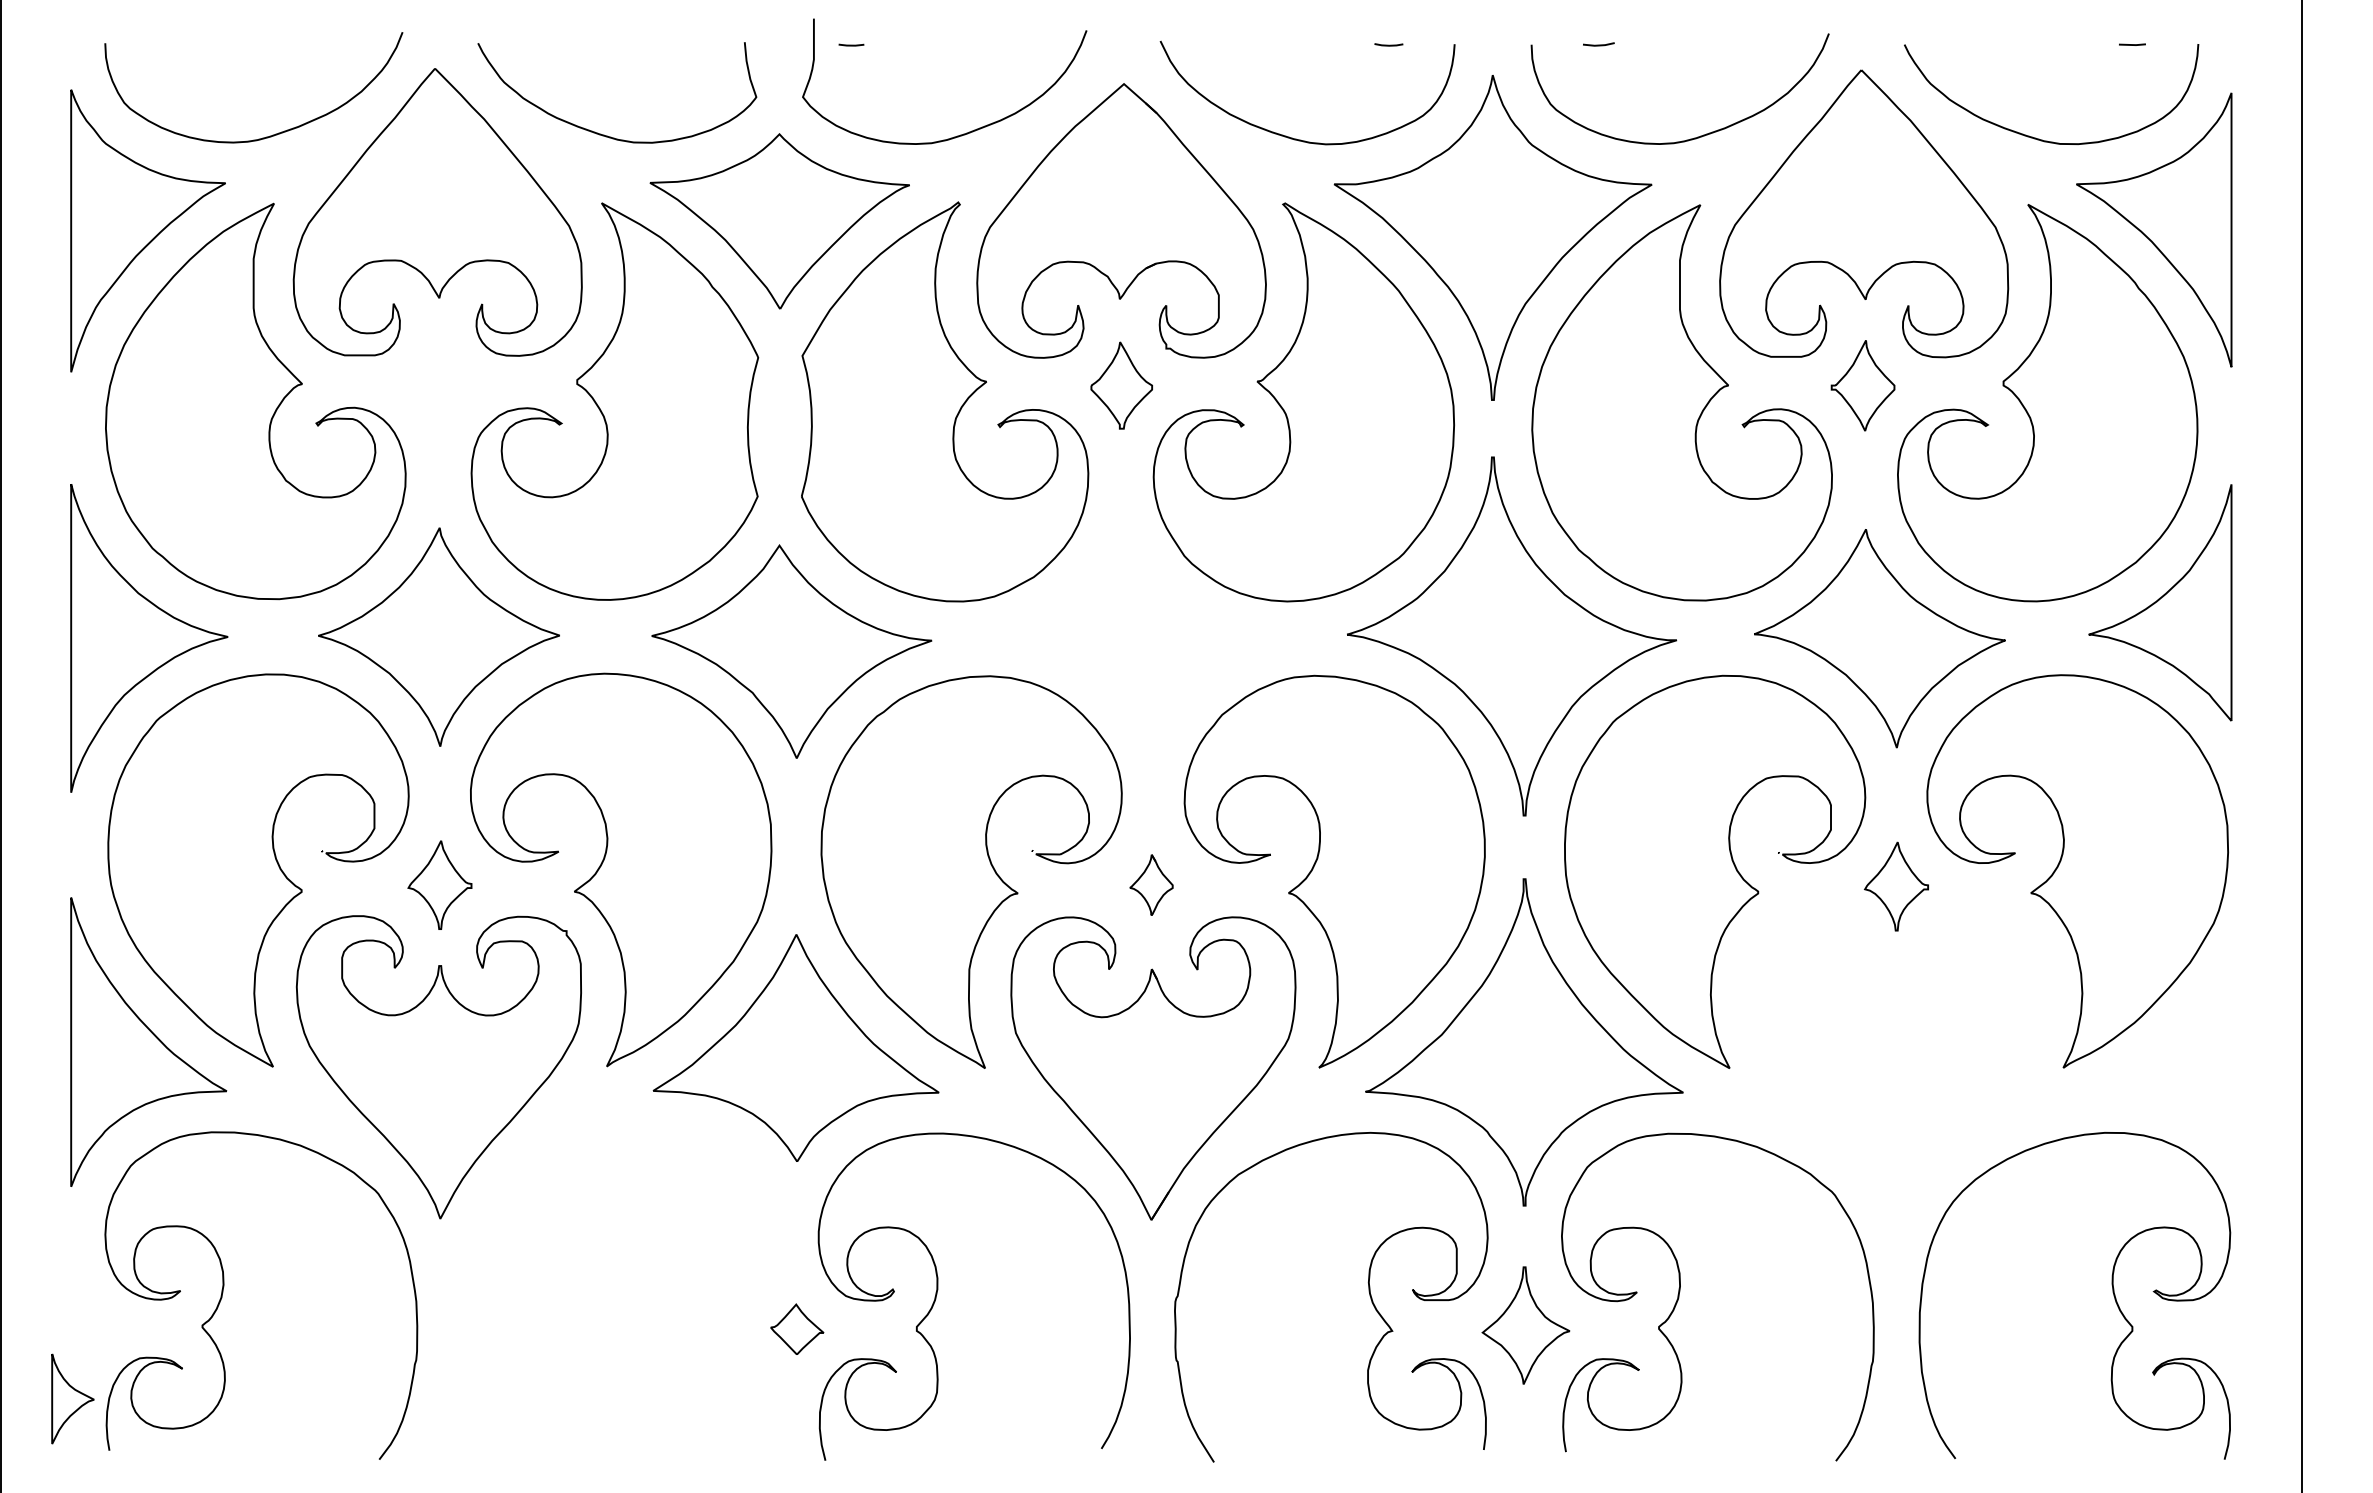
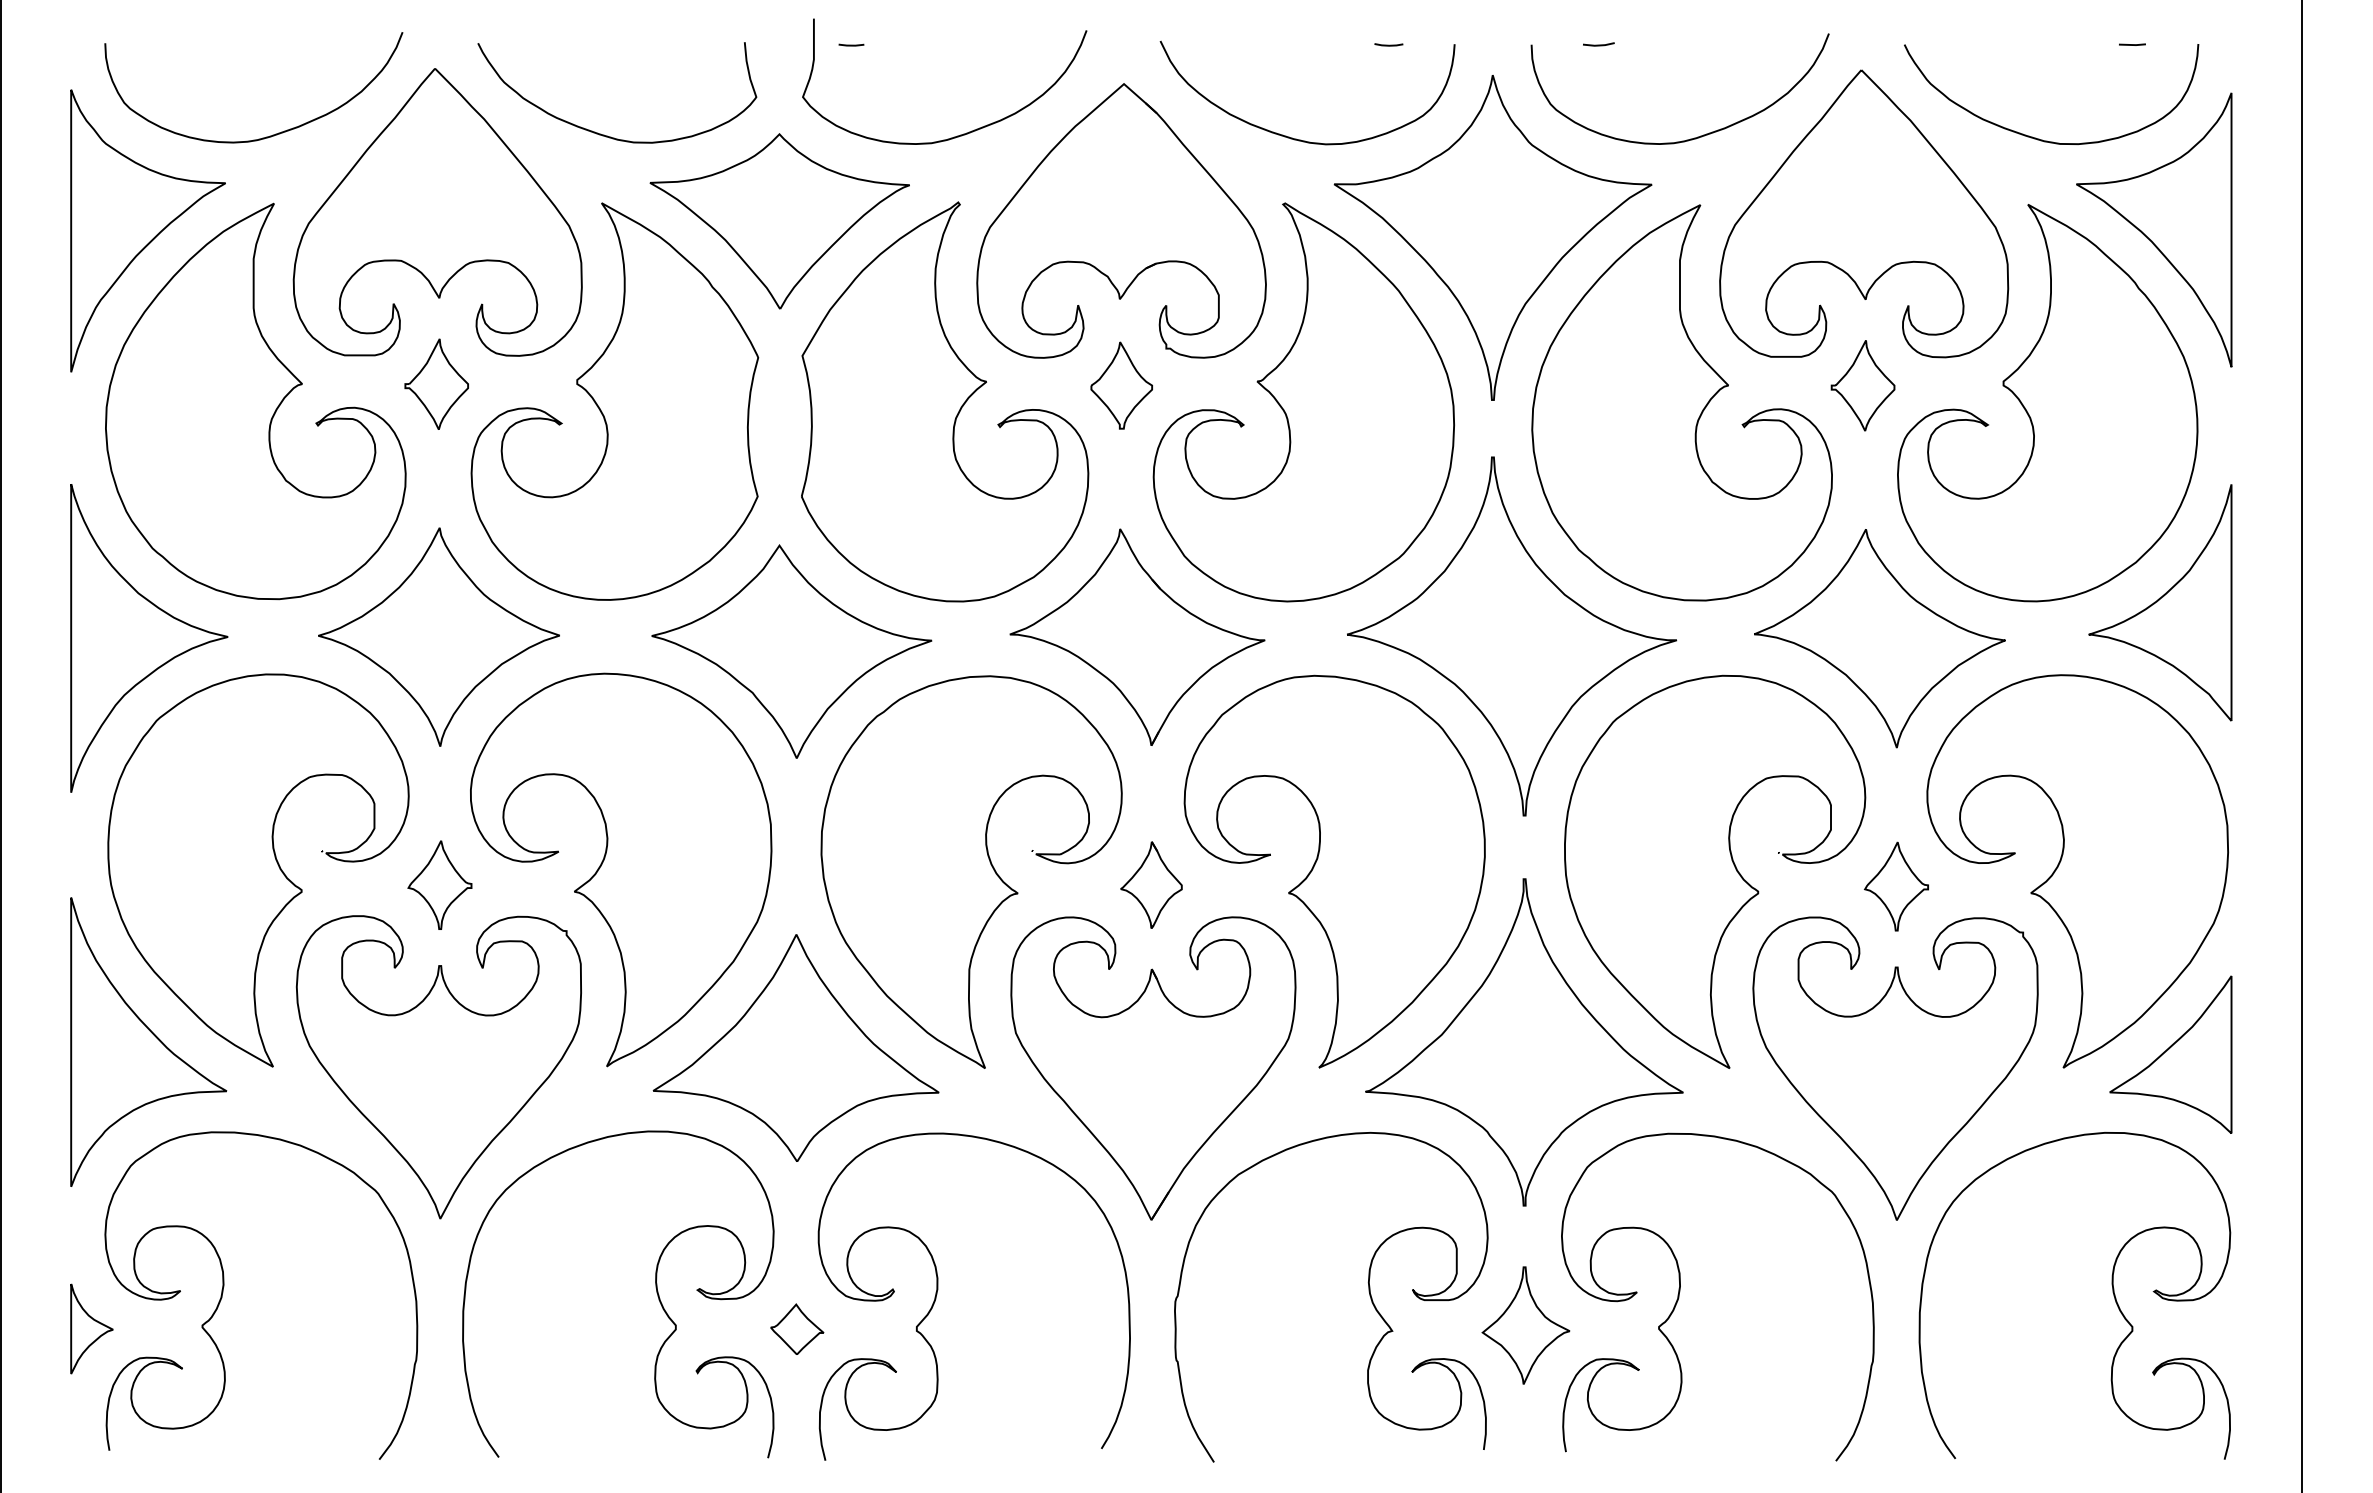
part: none -> present (436, 383)
part: none -> present (1137, 636)
part size: 45x62 px -> 63x88 px (1151, 884)
part: none -> present (2170, 1054)
part: none -> present (1895, 1068)
curve: none -> present (655, 1287)
part position: (72, 1398) -> (91, 1328) (91, 1328)
